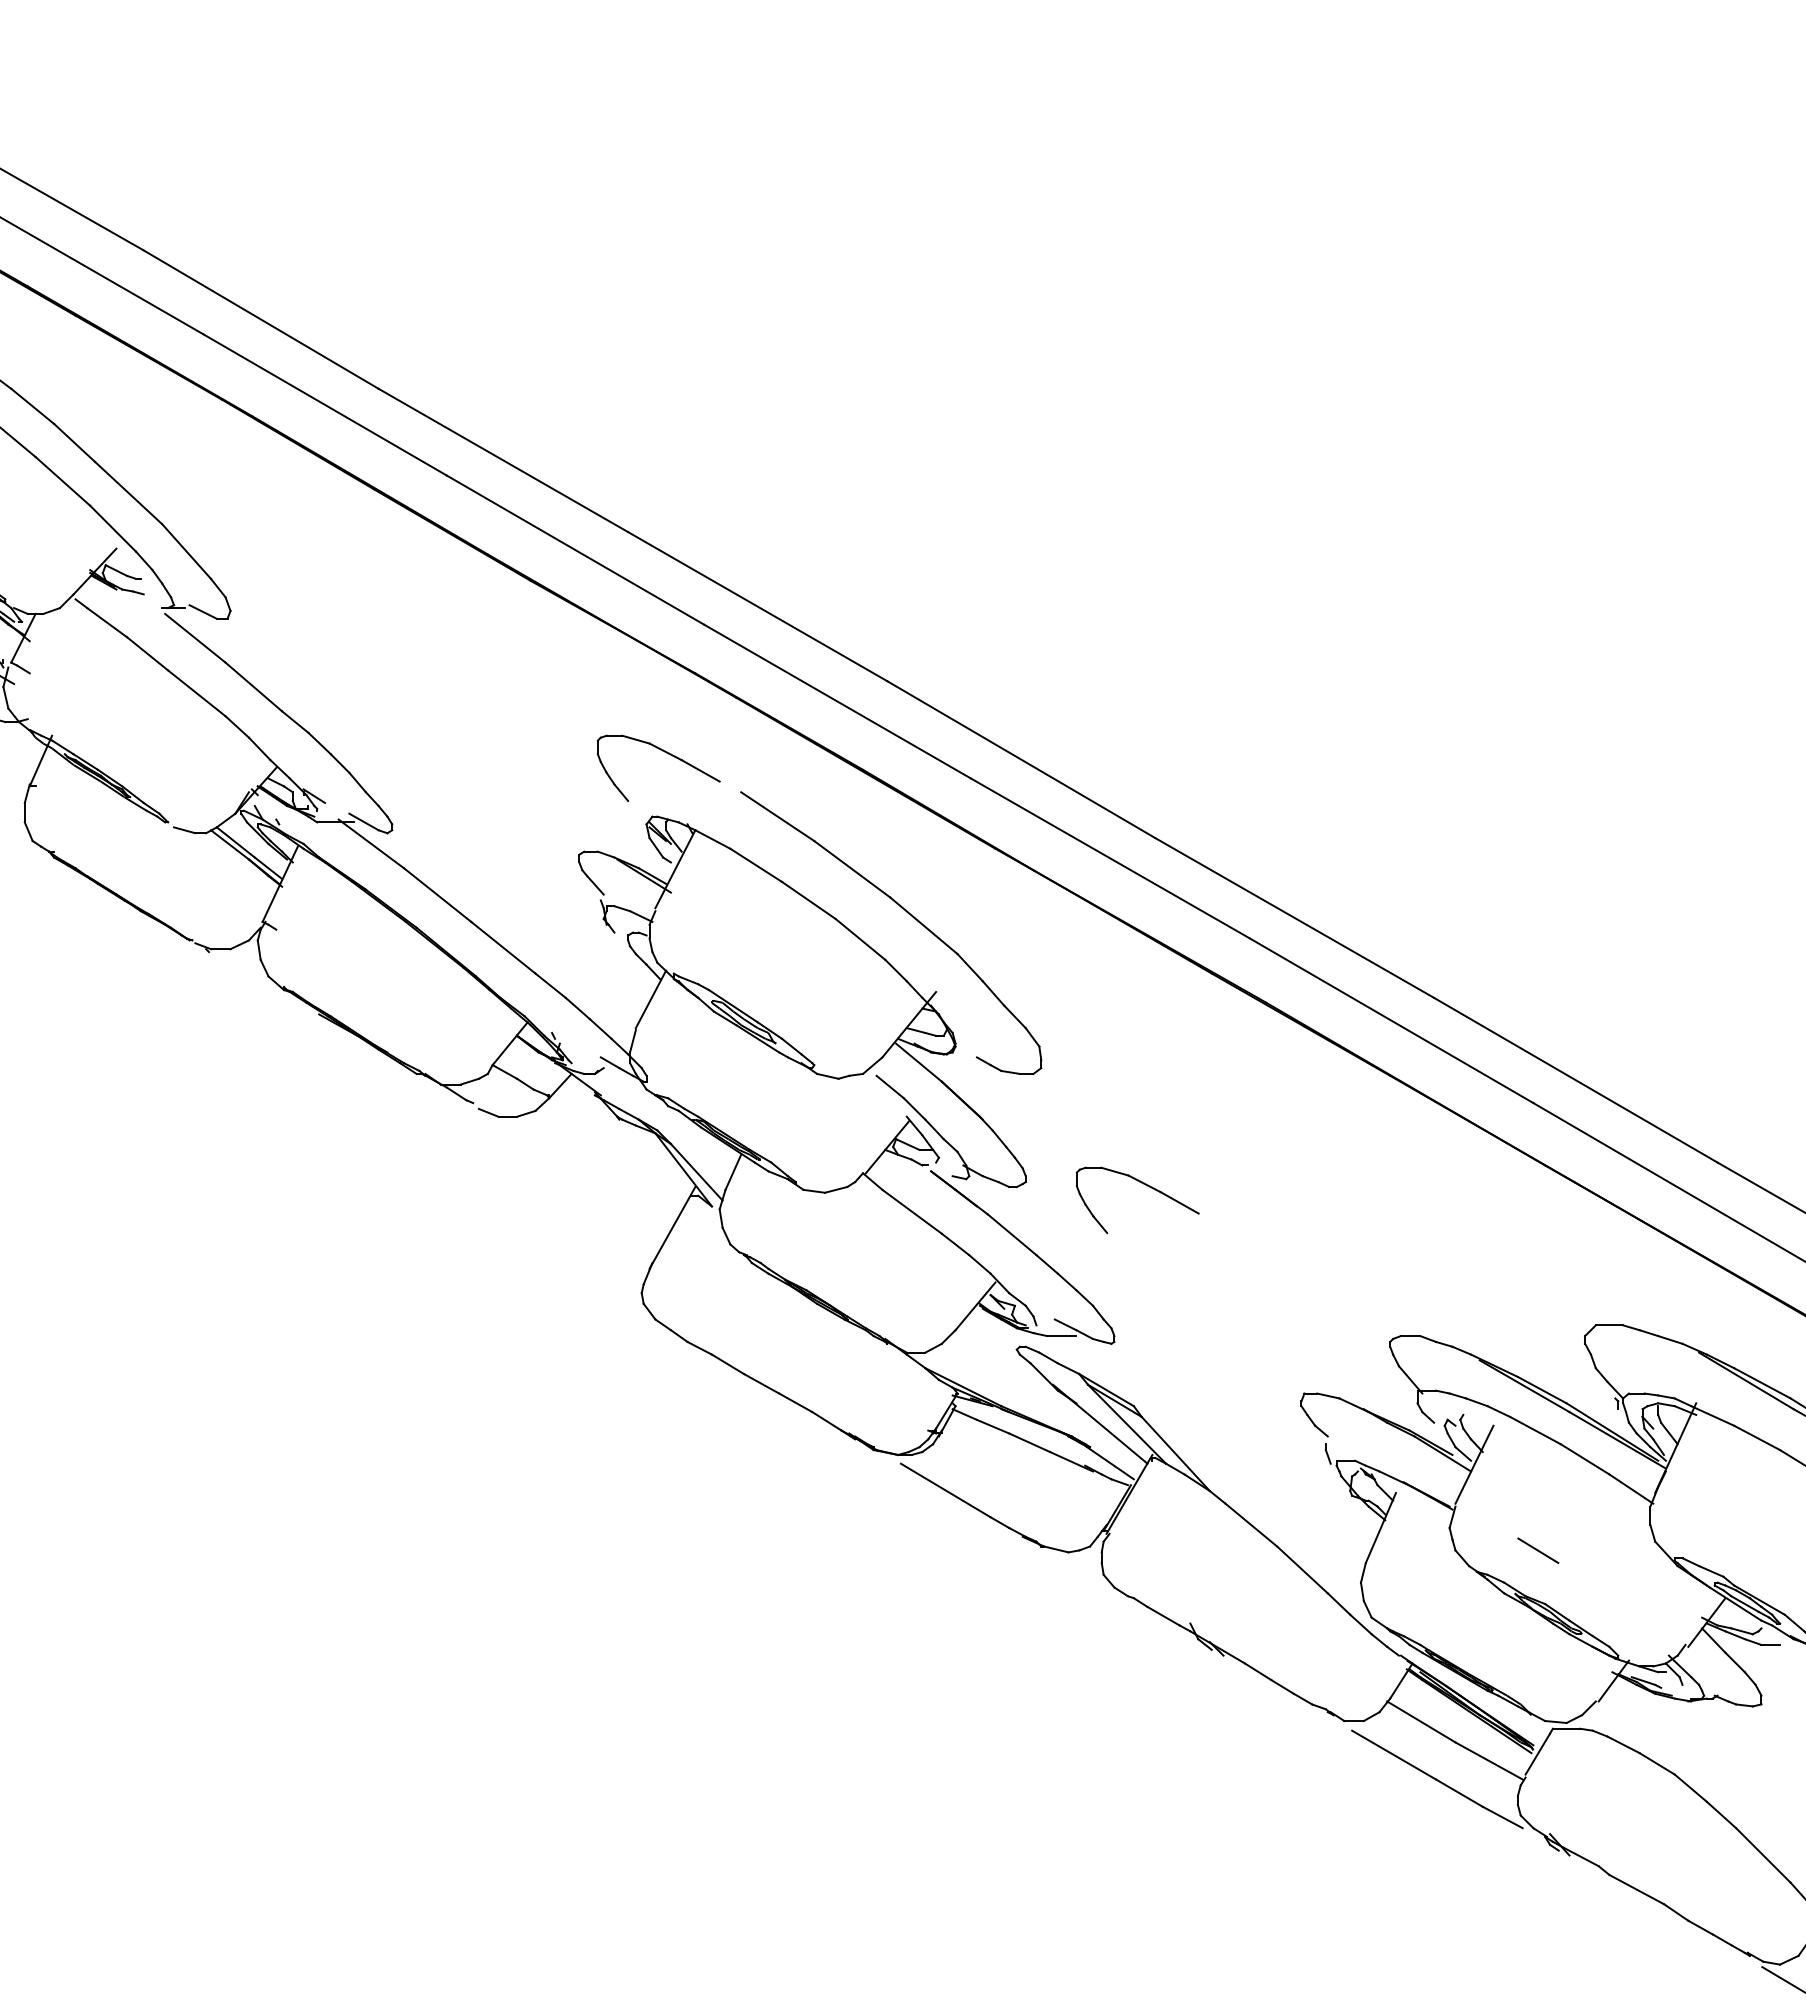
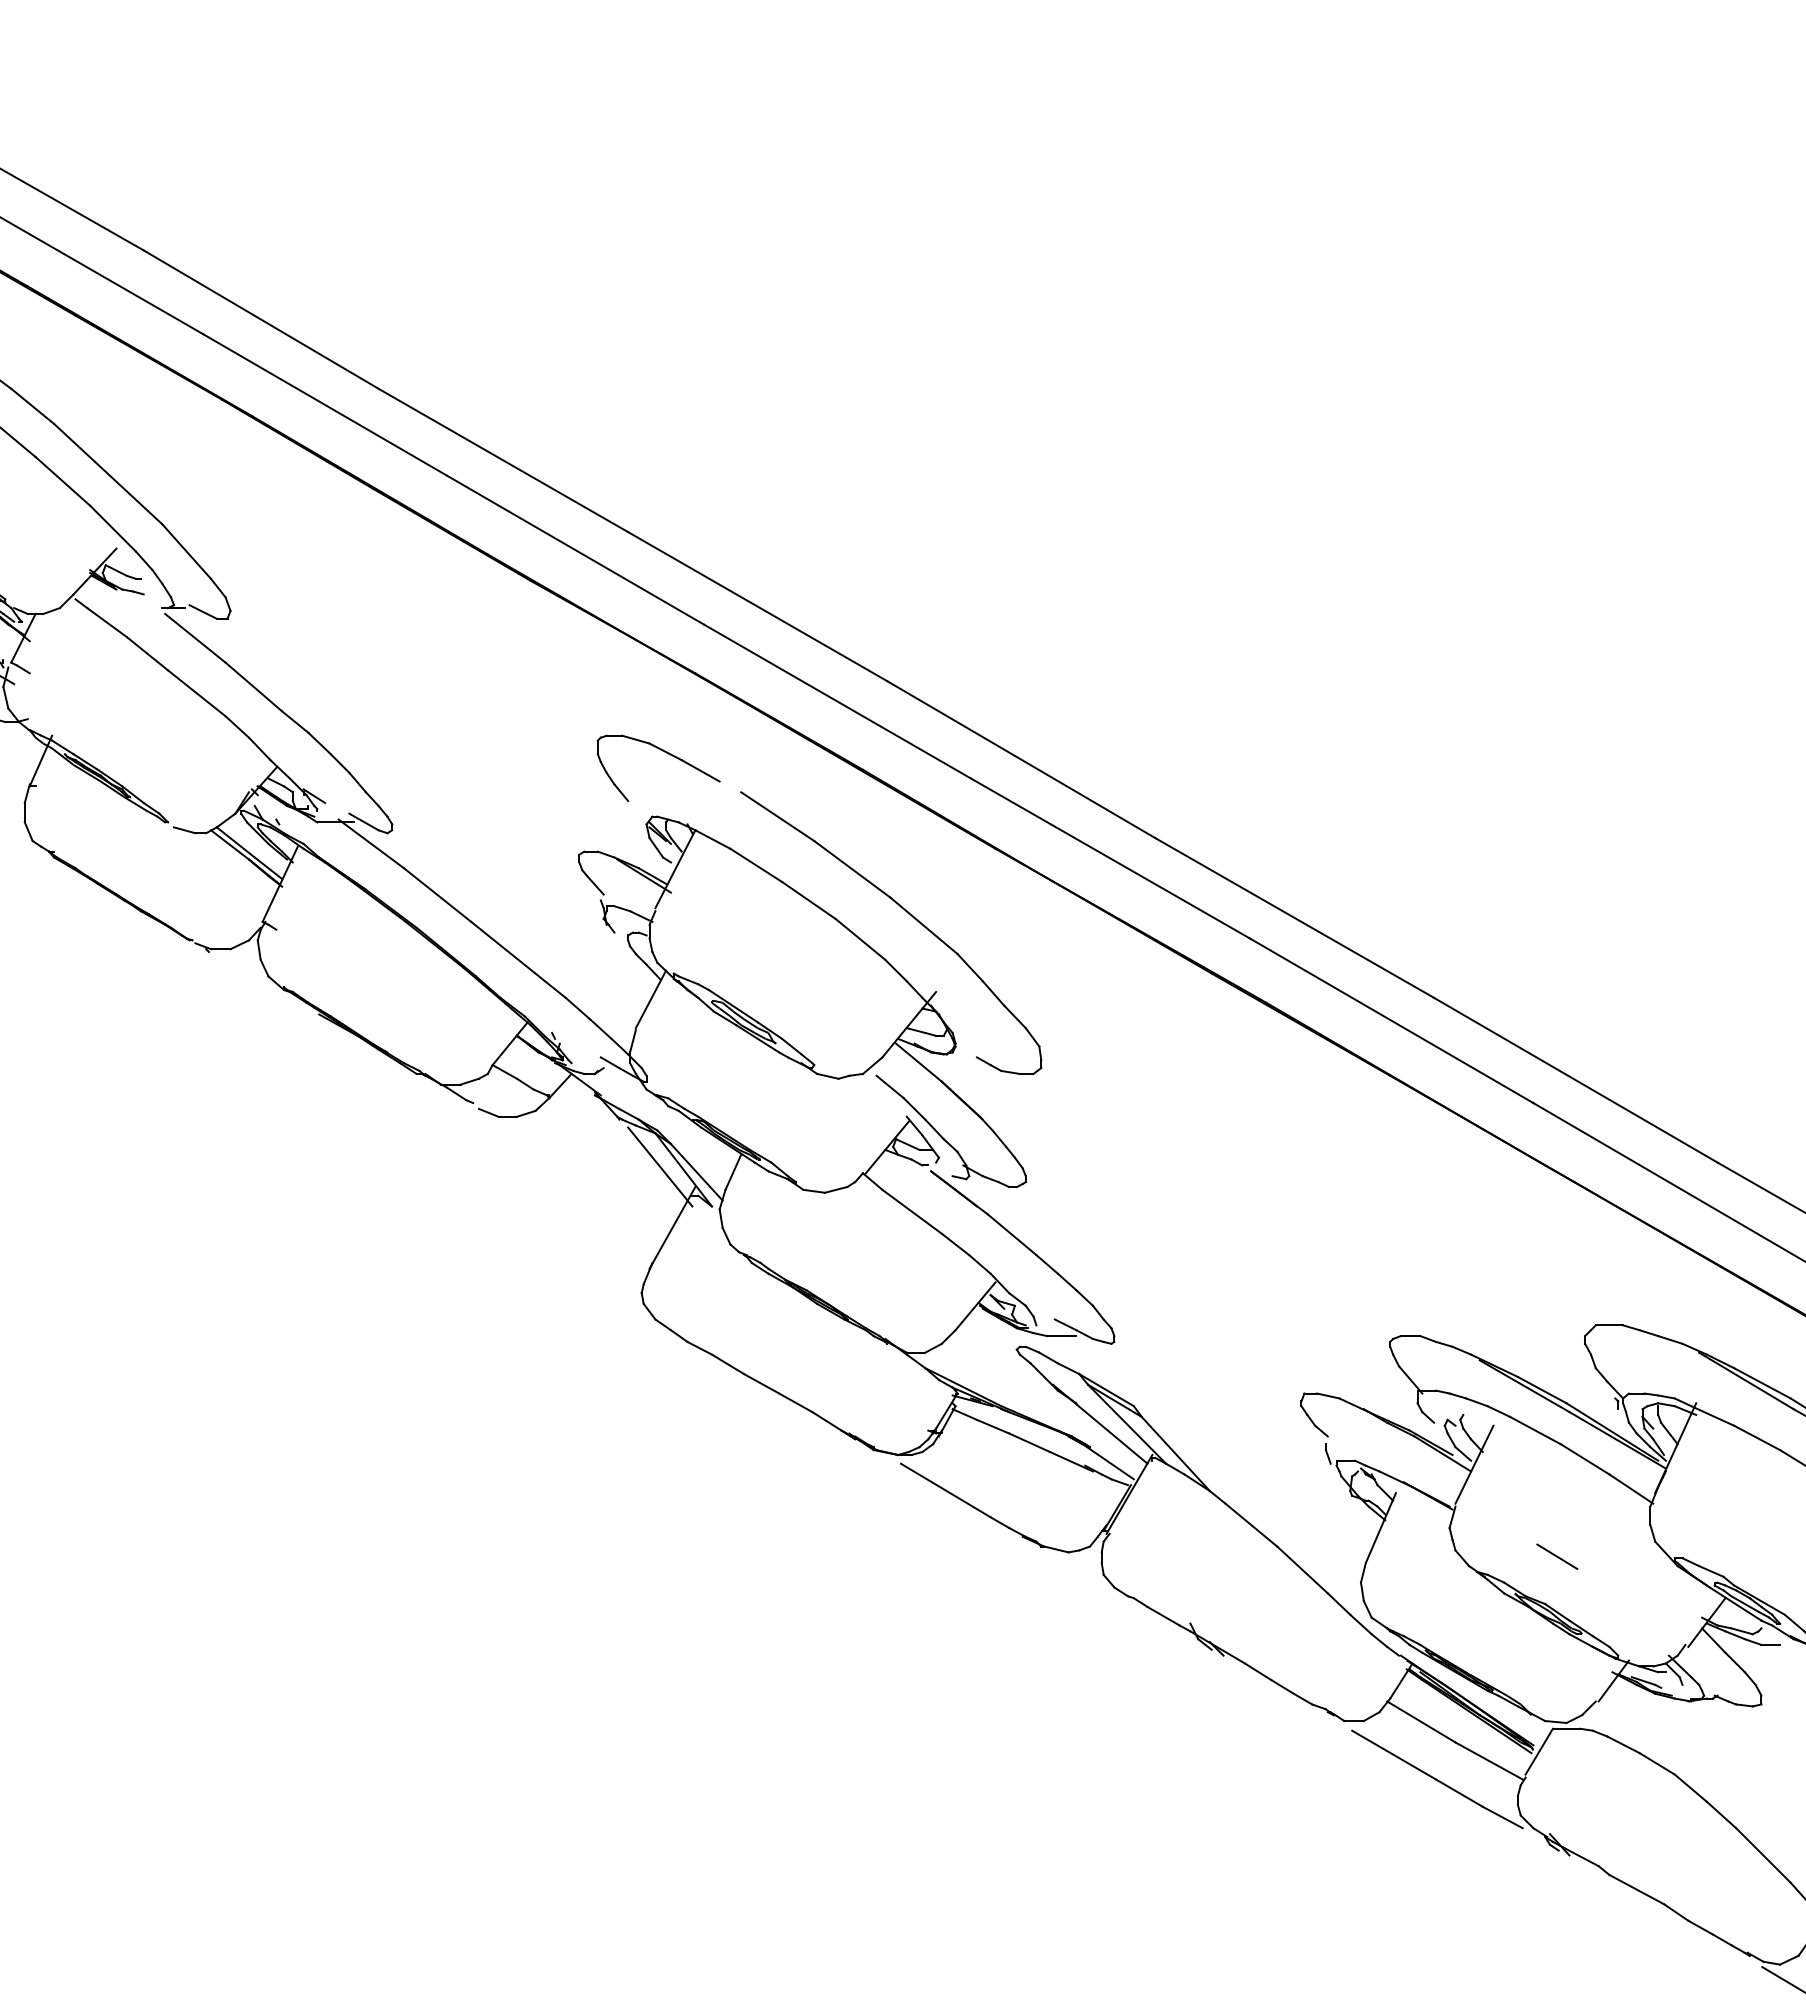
line: none -> present (660, 1166)
part: present -> none (1145, 1185)
line position: (1538, 1550) -> (1557, 1556) (1557, 1556)
